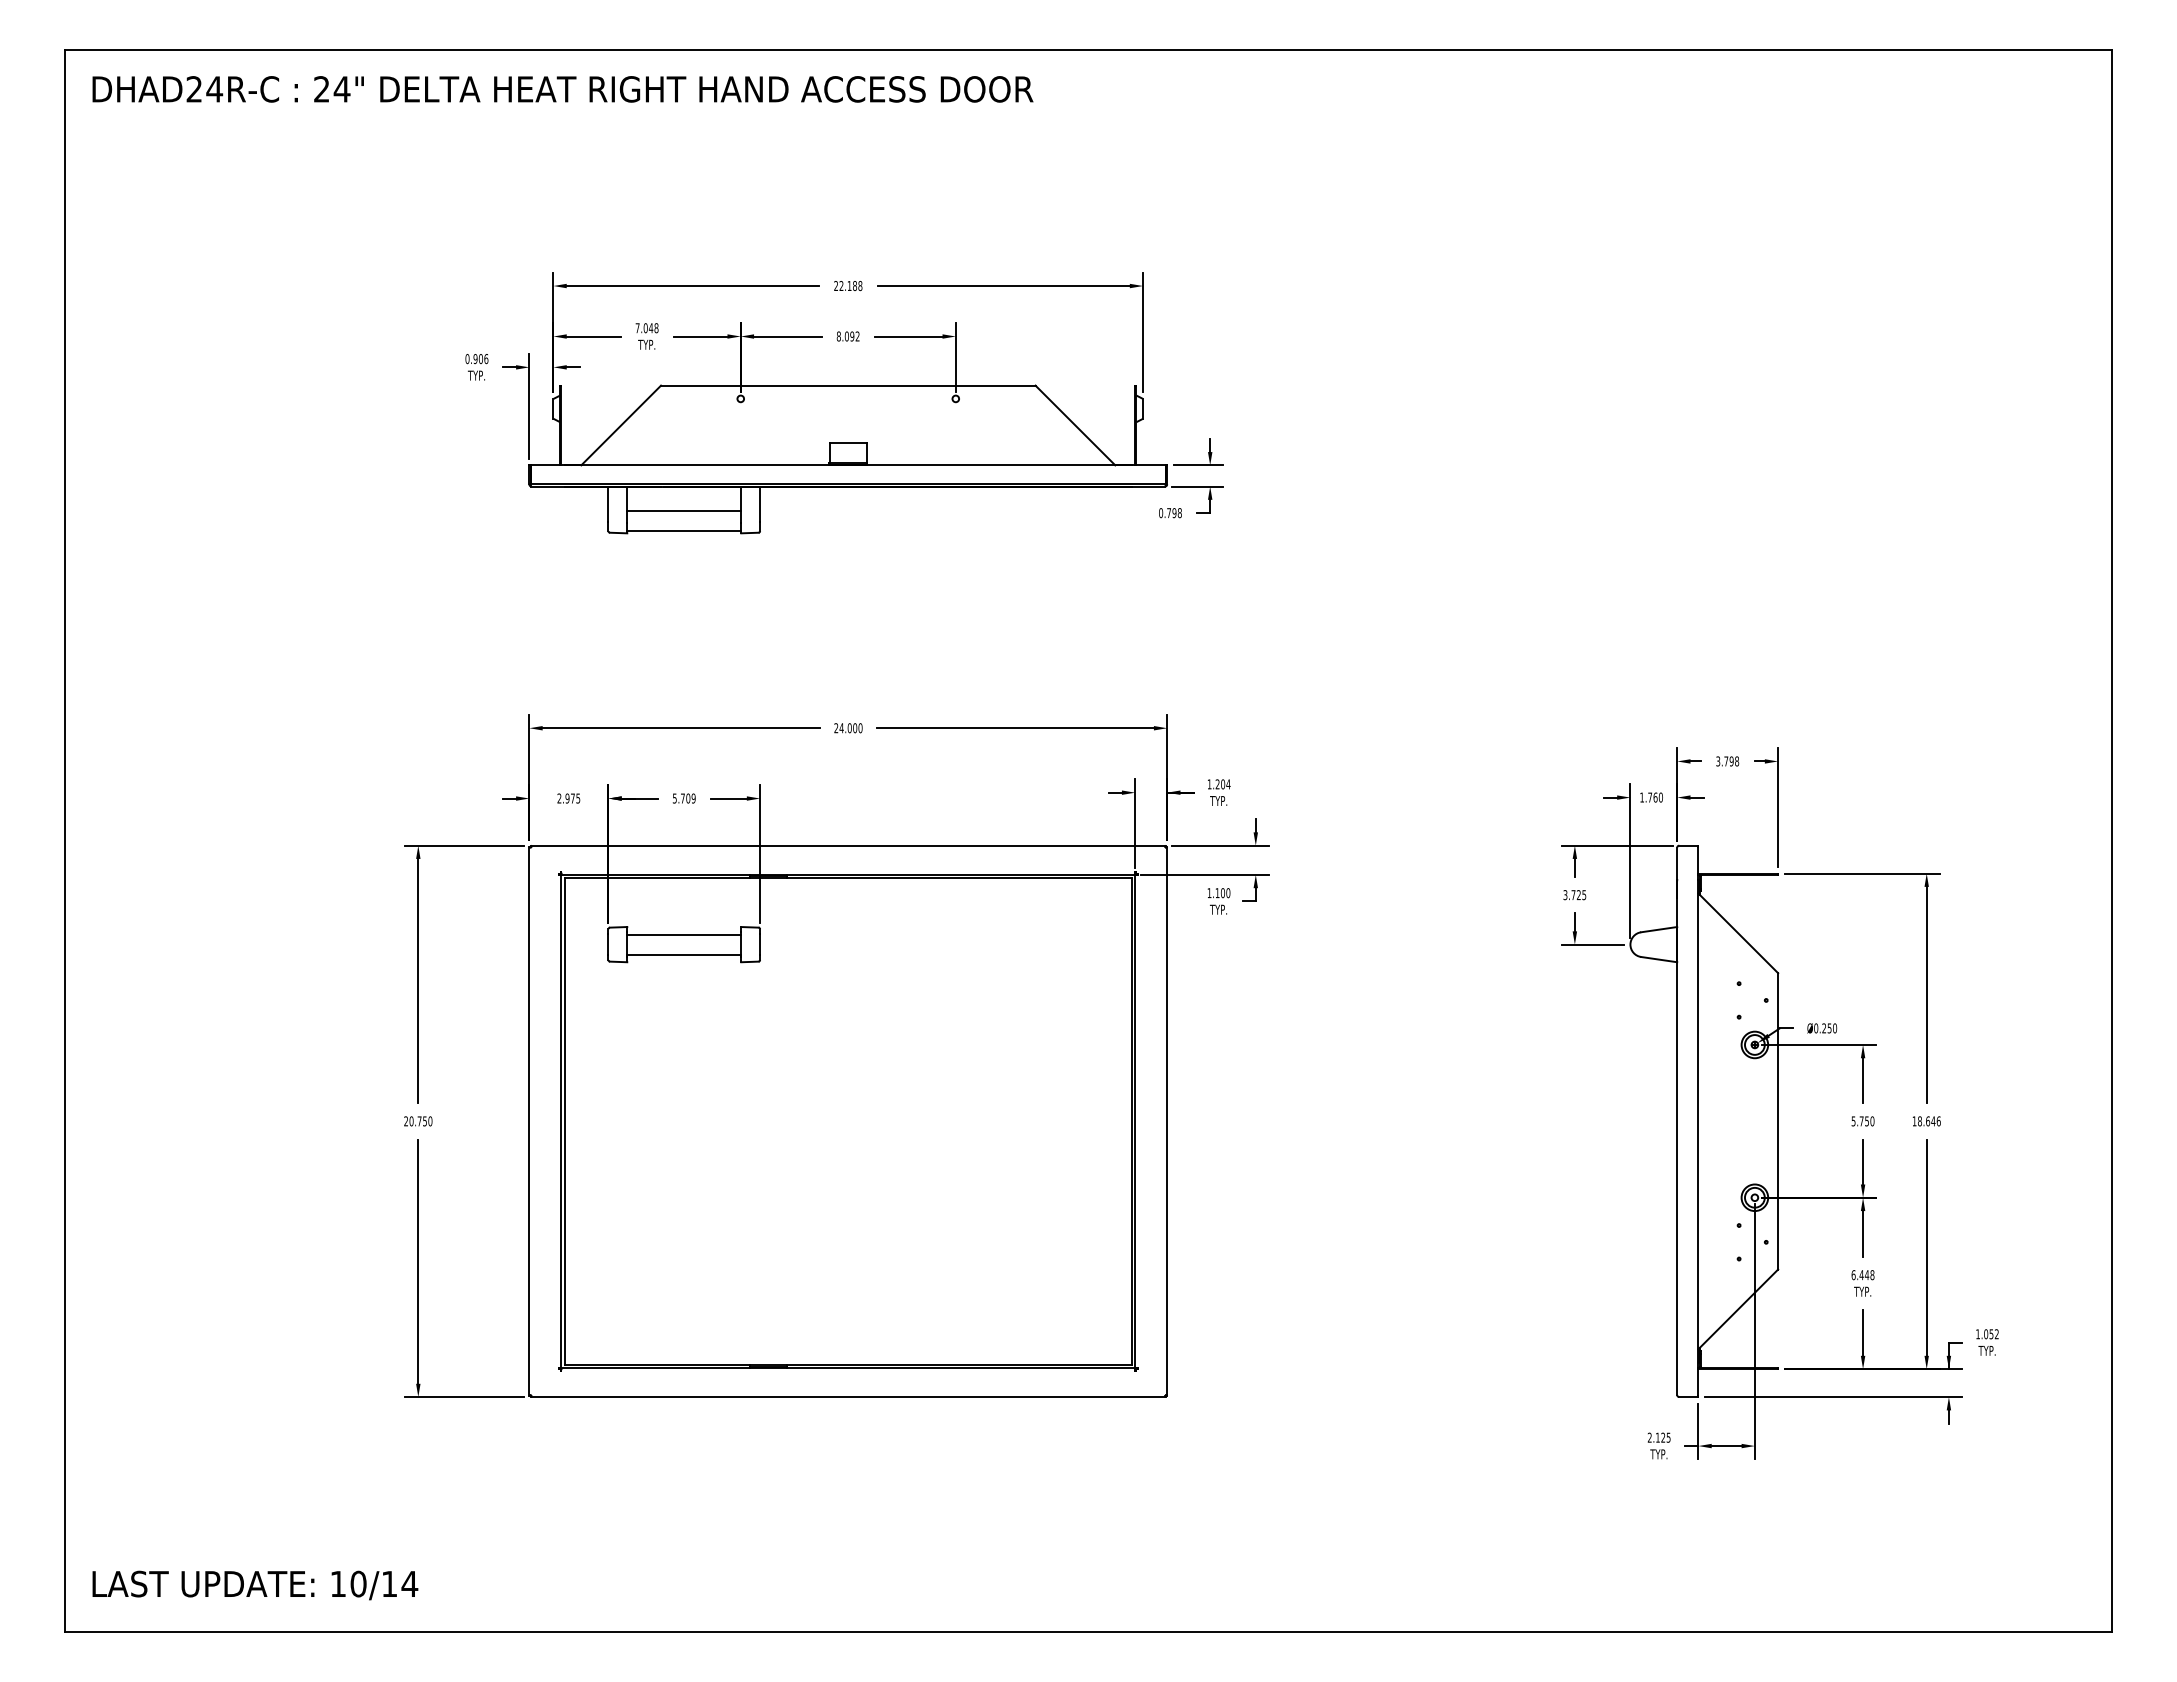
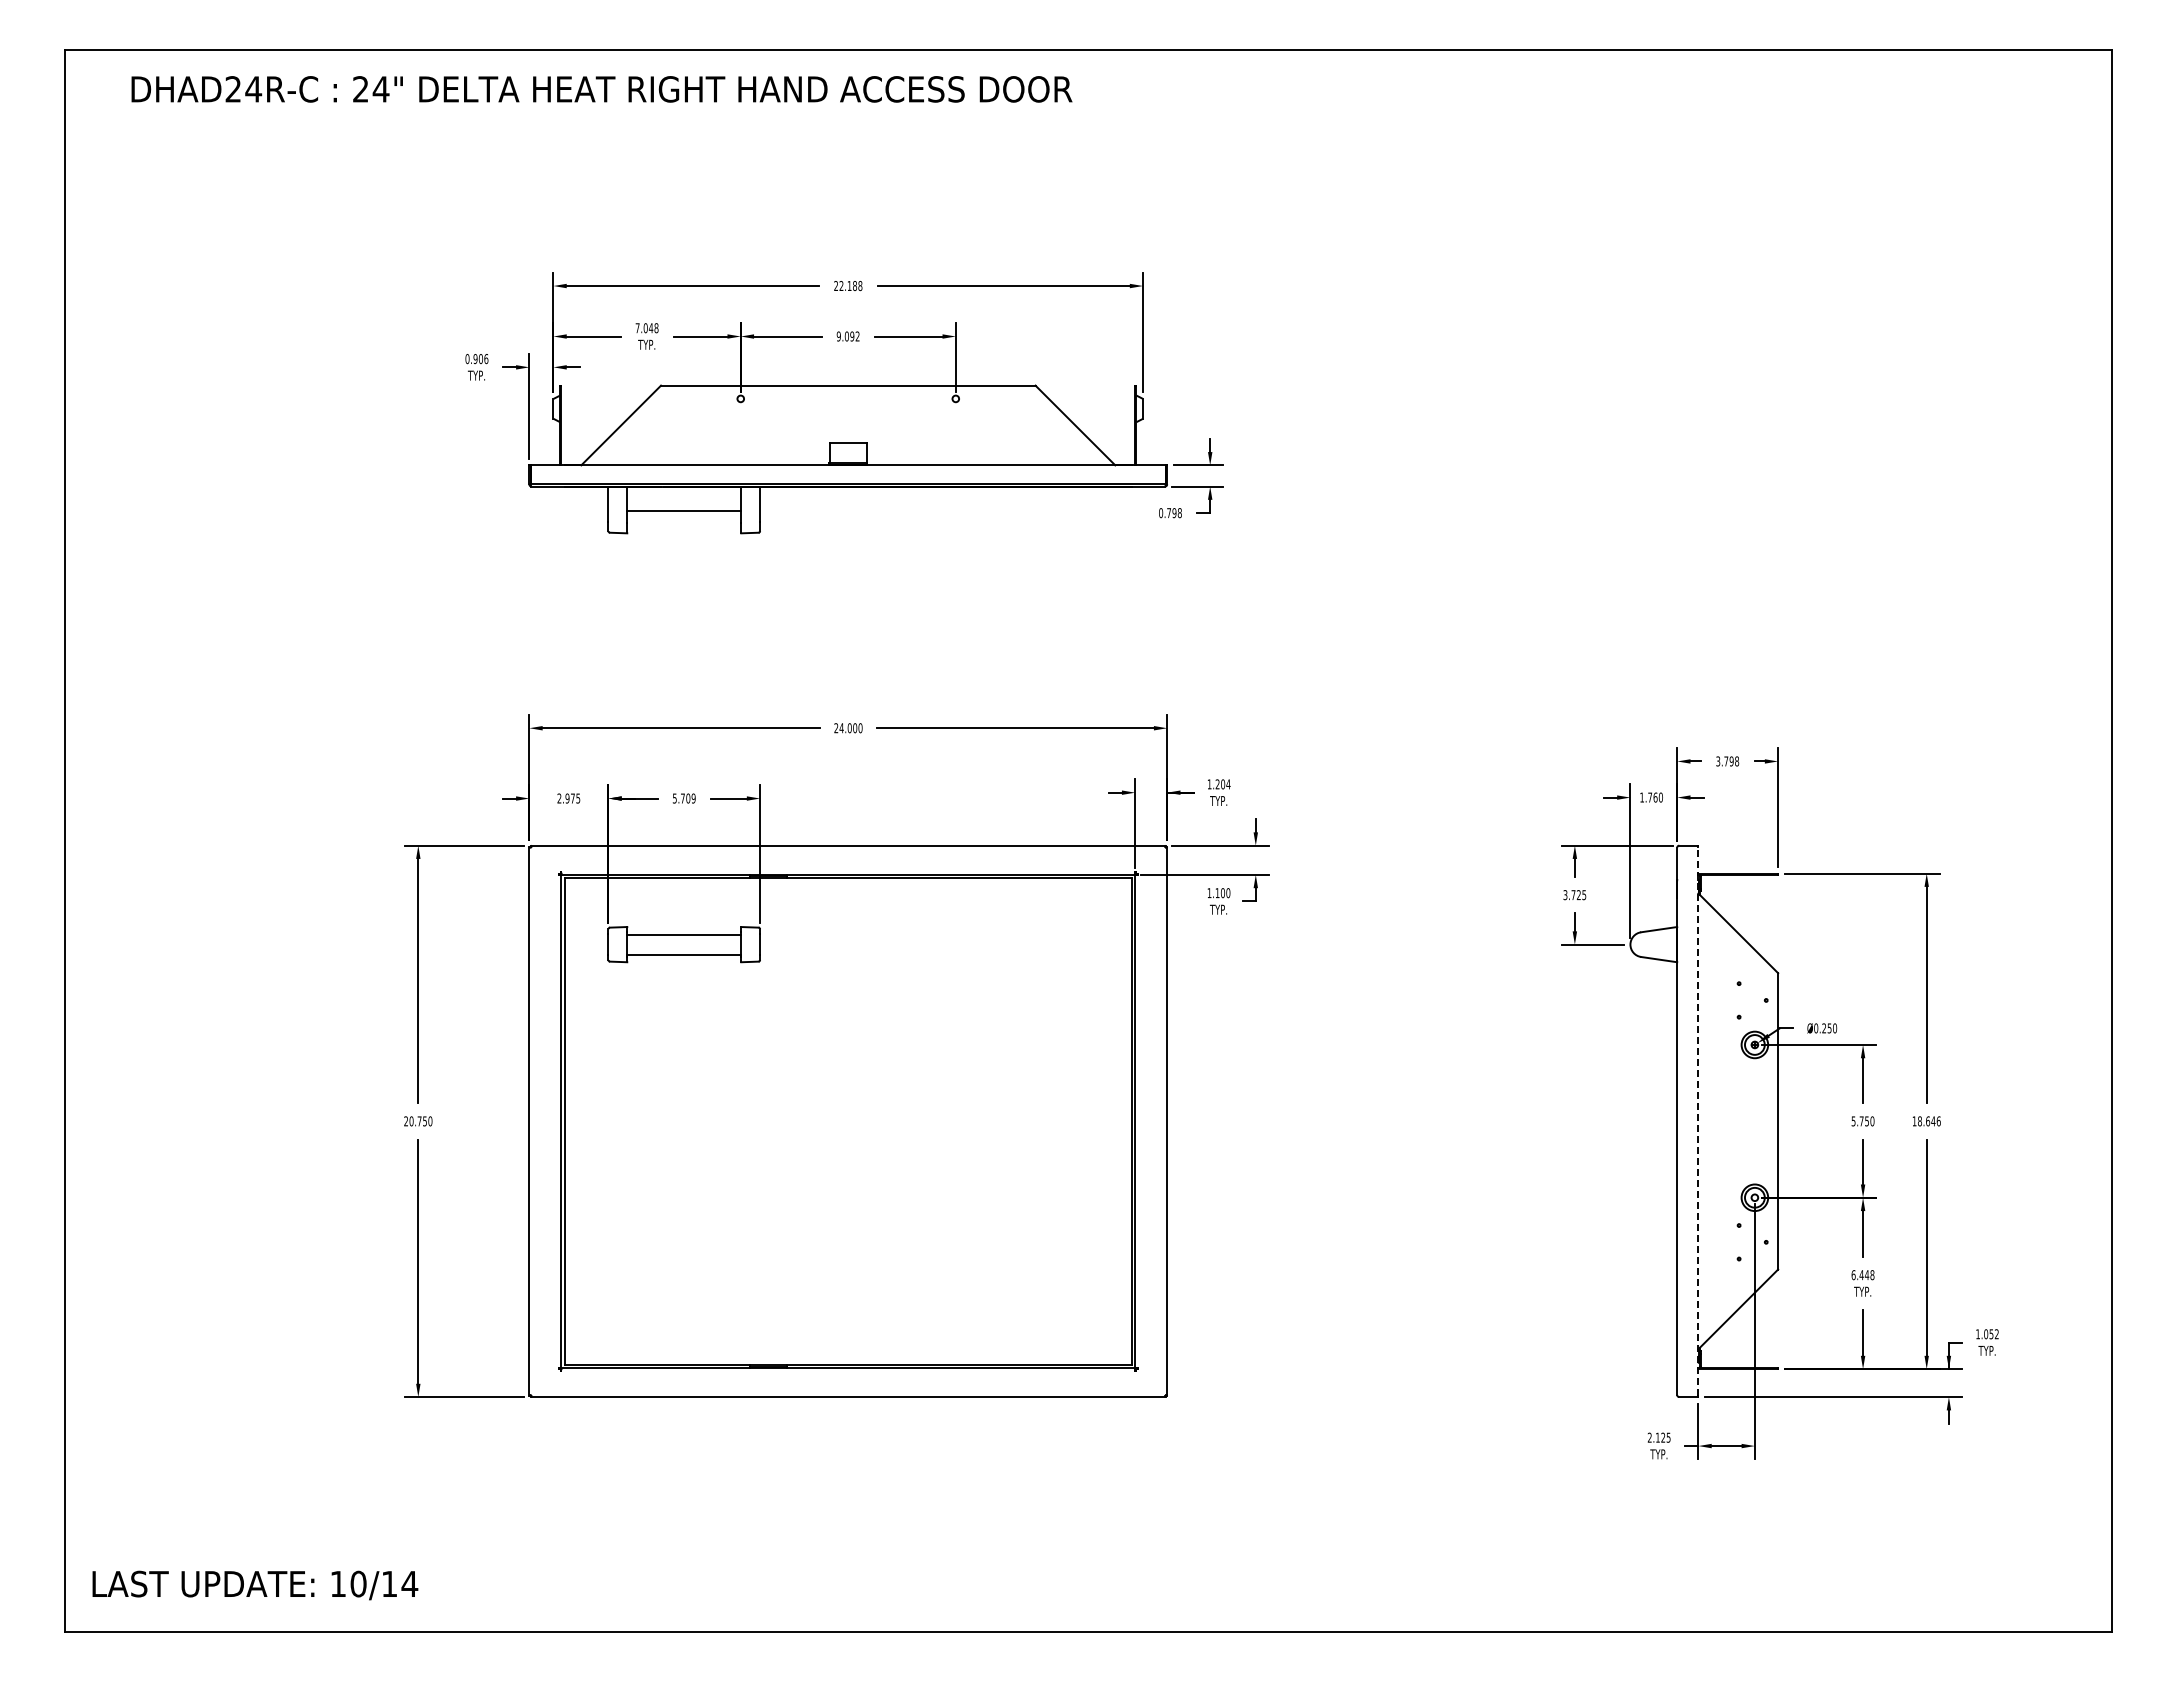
text position: (562, 89) -> (601, 89) (601, 89)
text: 8.092 -> 9.092 (838, 336)
line: present -> none (684, 530)
line: solid -> dashed (1698, 1120)
